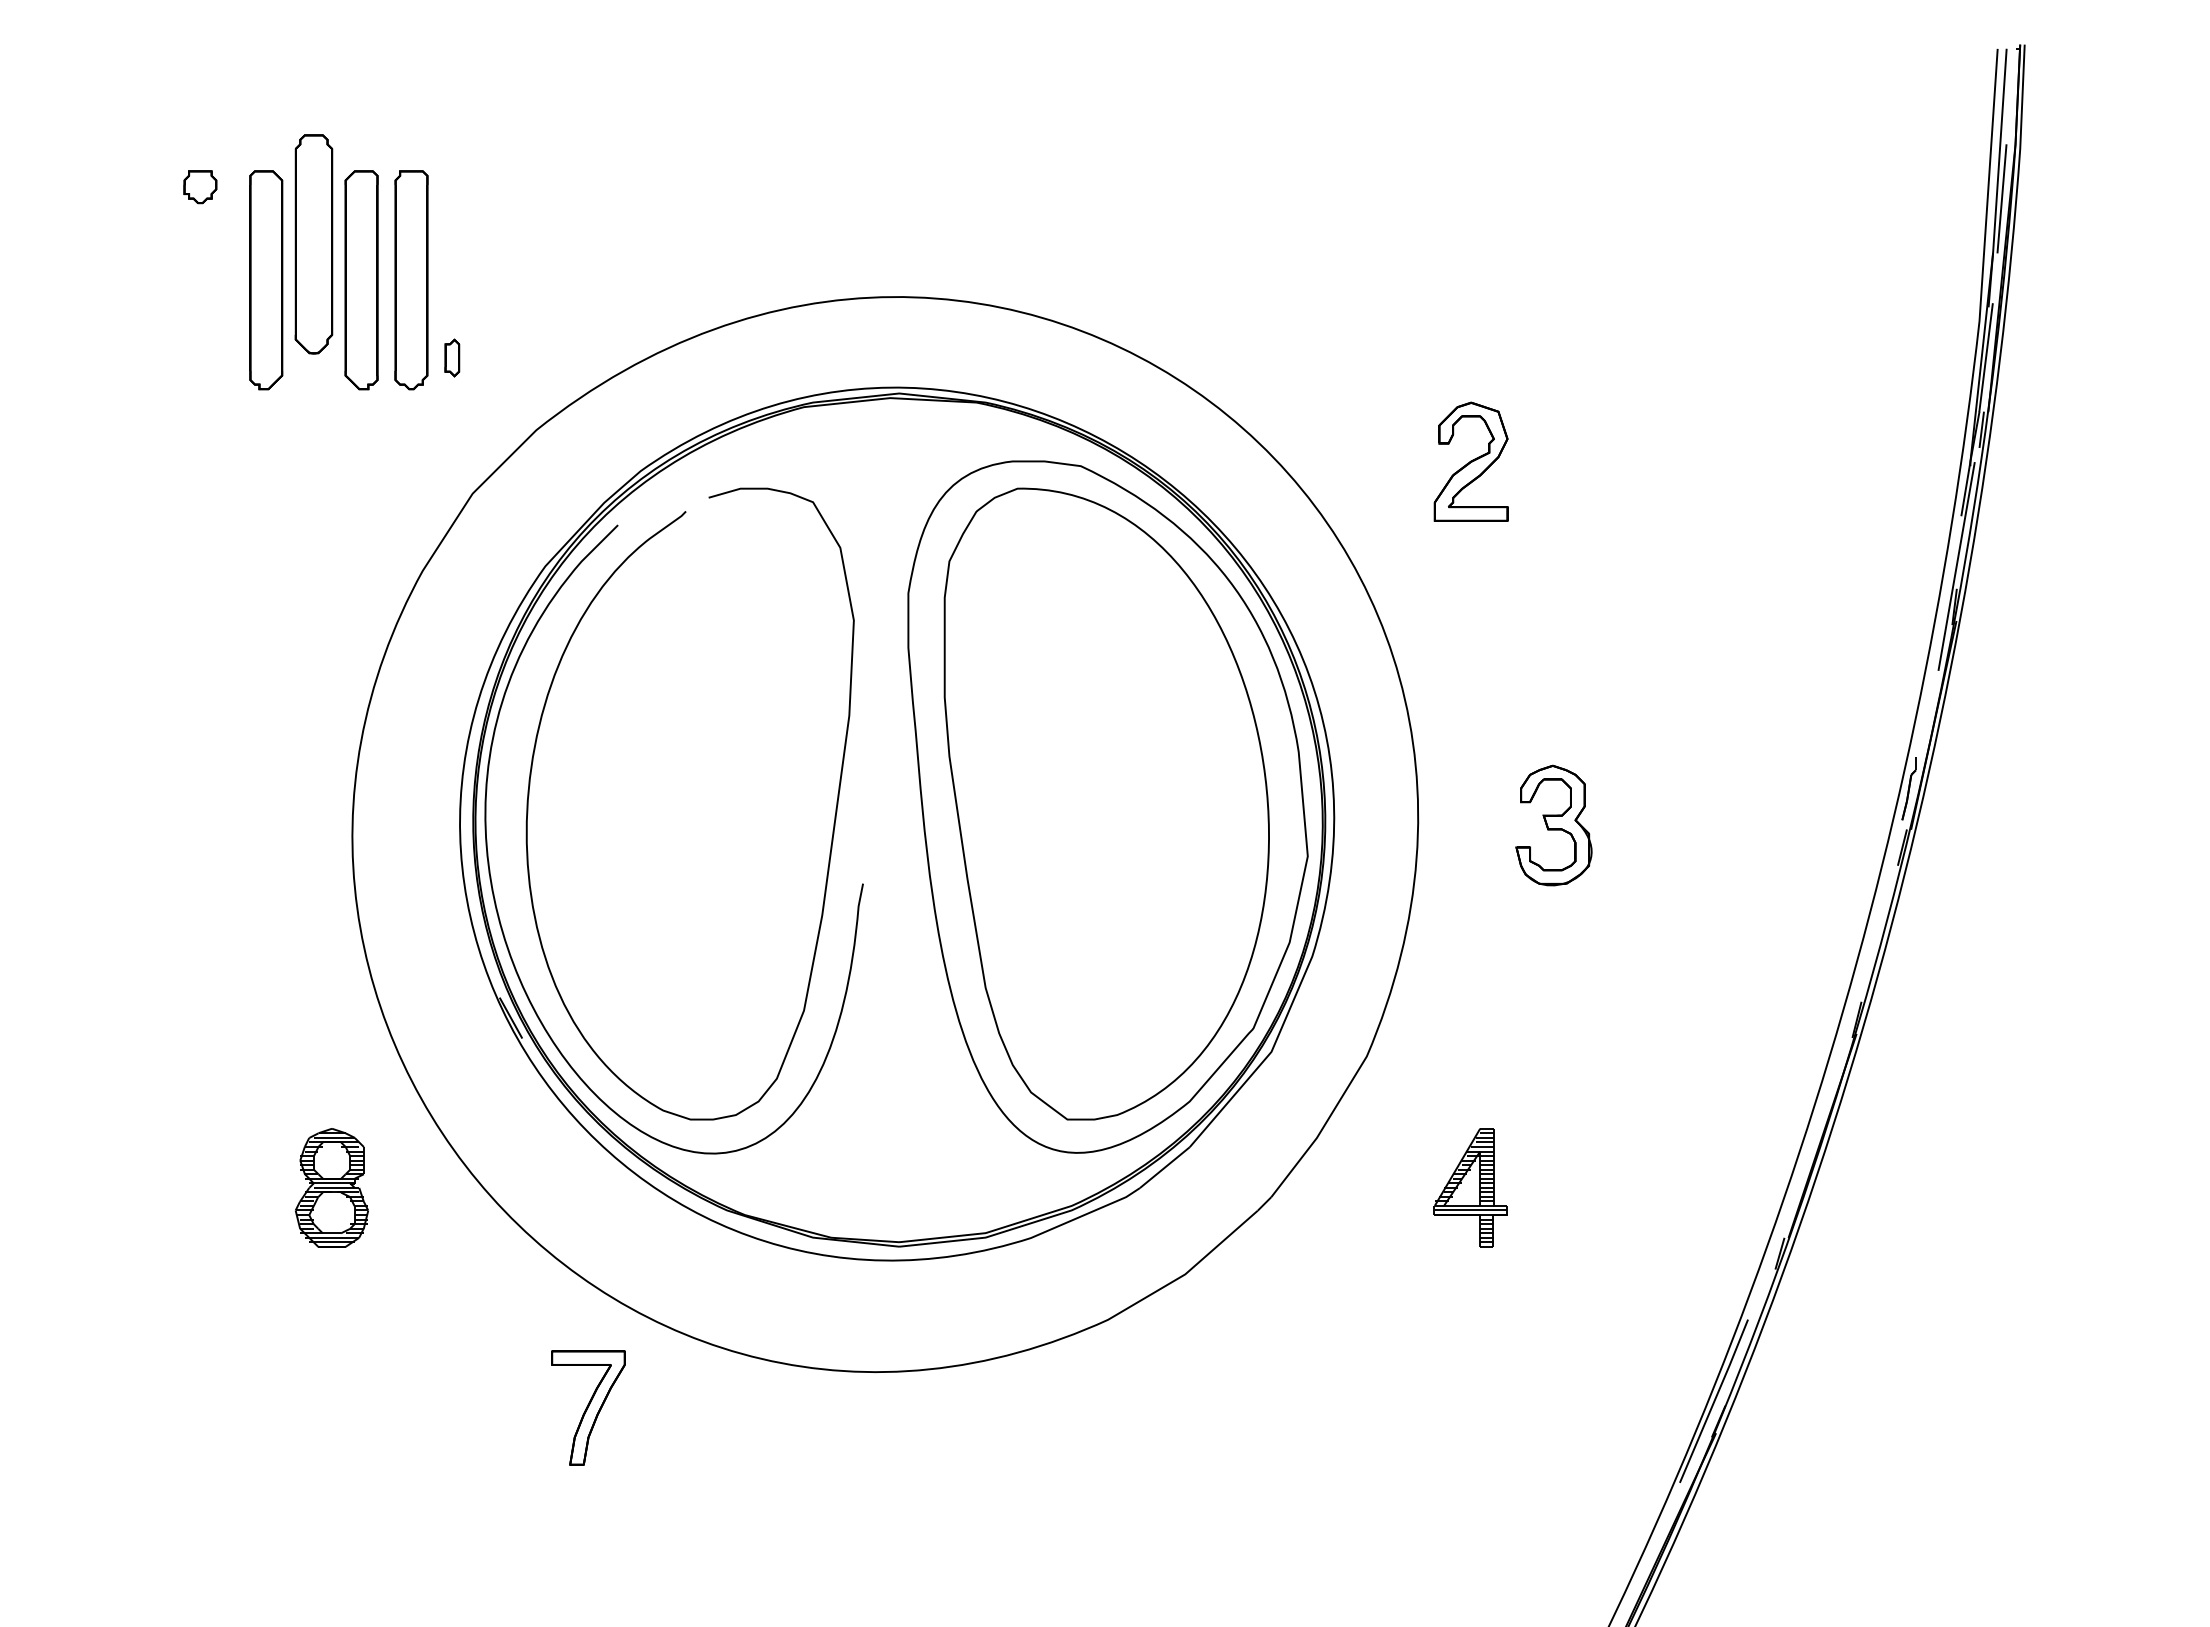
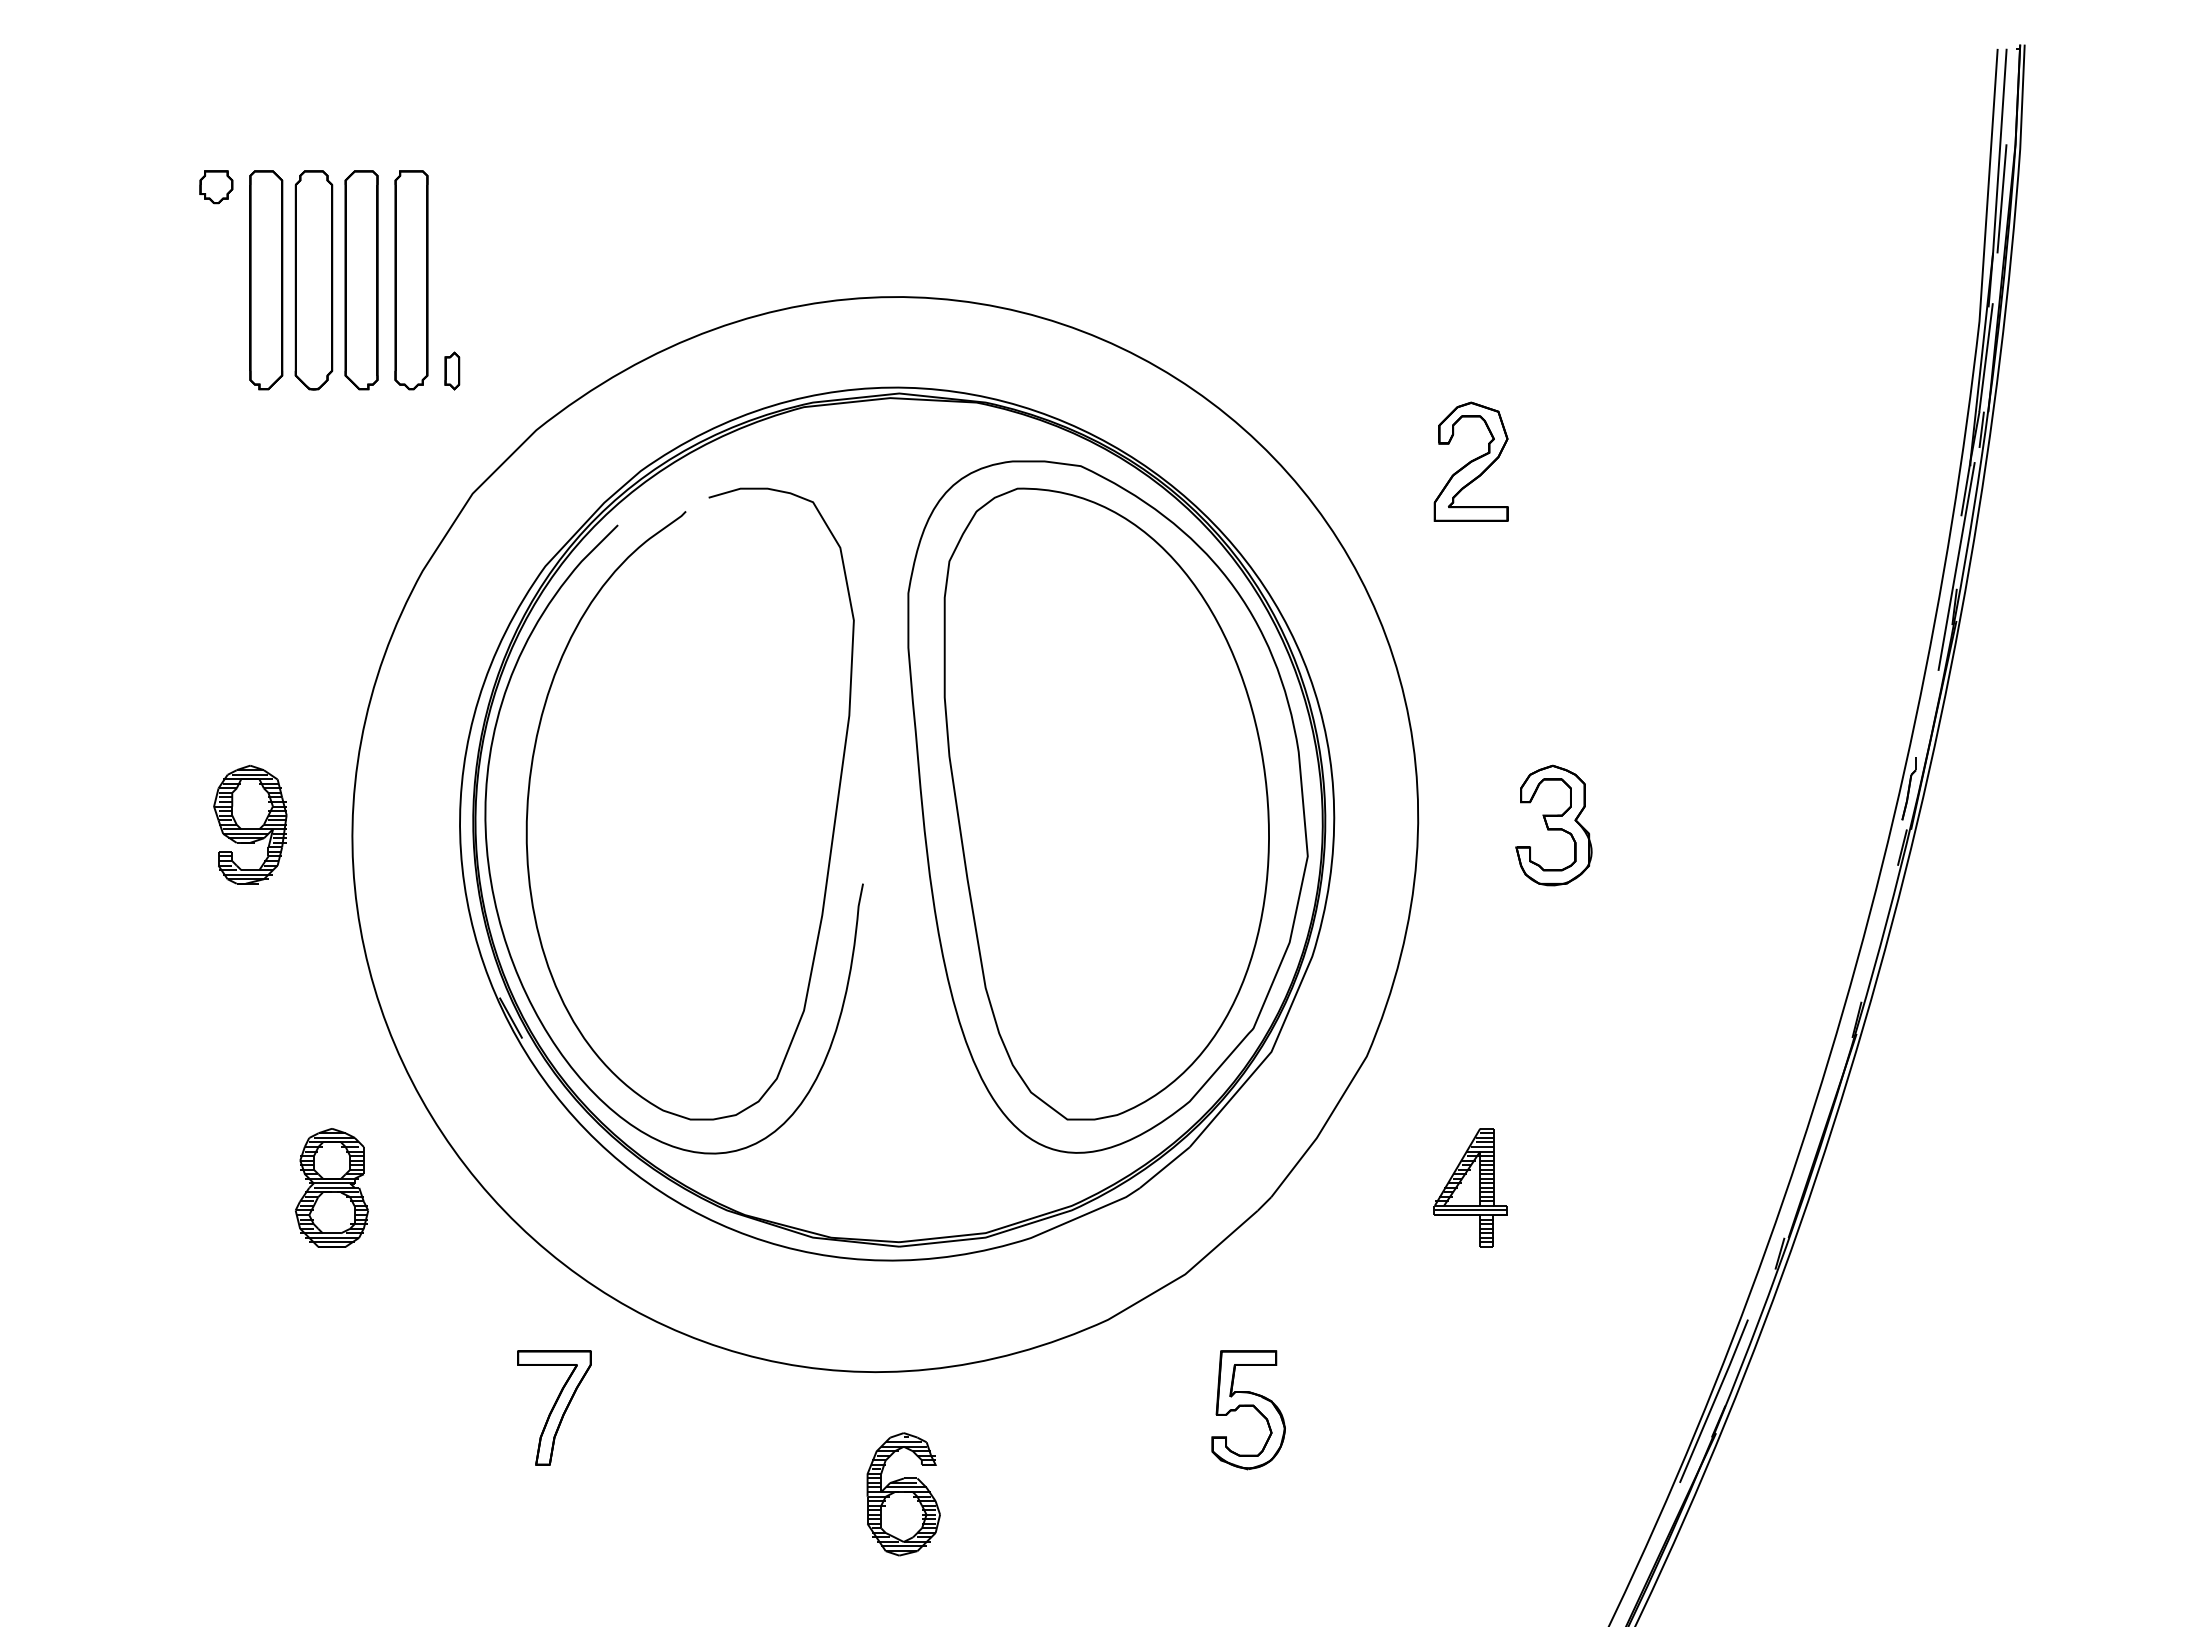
part position: (200, 187) -> (216, 187) (216, 187)
part position: (313, 244) -> (313, 280) (313, 280)
part position: (452, 357) -> (452, 370) (452, 370)
part: none -> present (250, 824)
part position: (588, 1407) -> (554, 1407) (554, 1407)
part: none -> present (1248, 1410)
part: none -> present (903, 1494)
